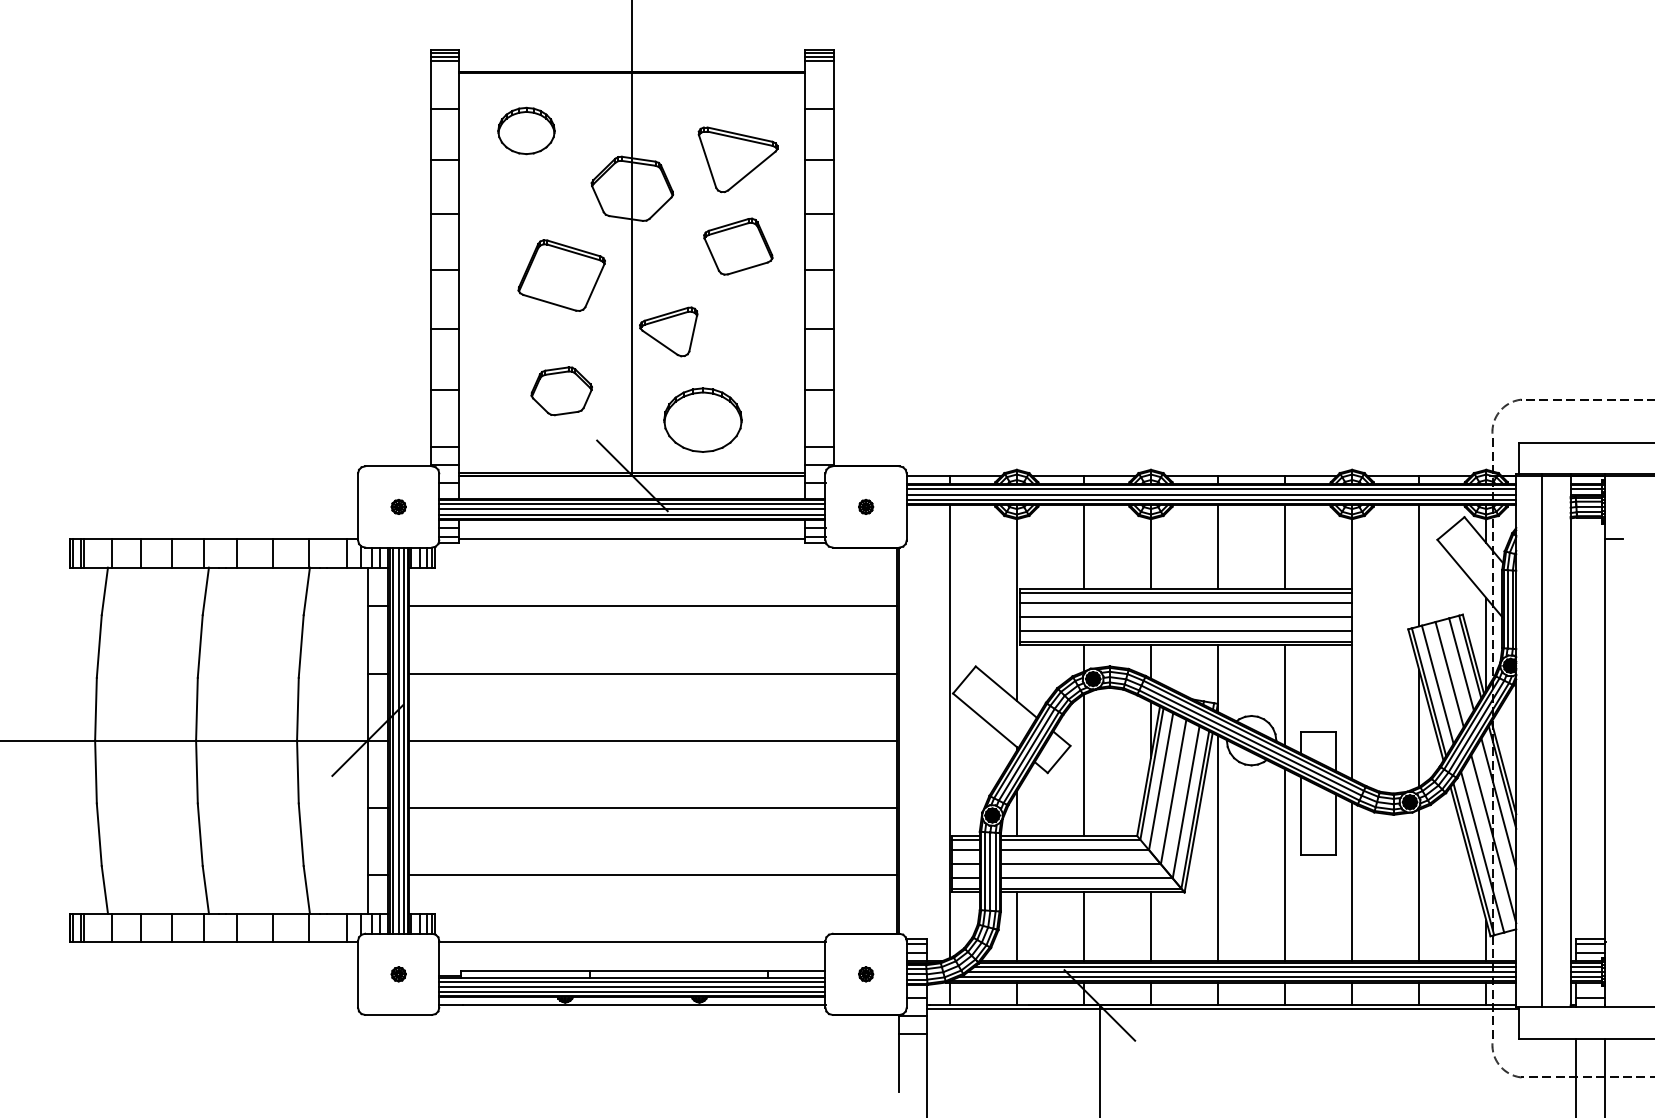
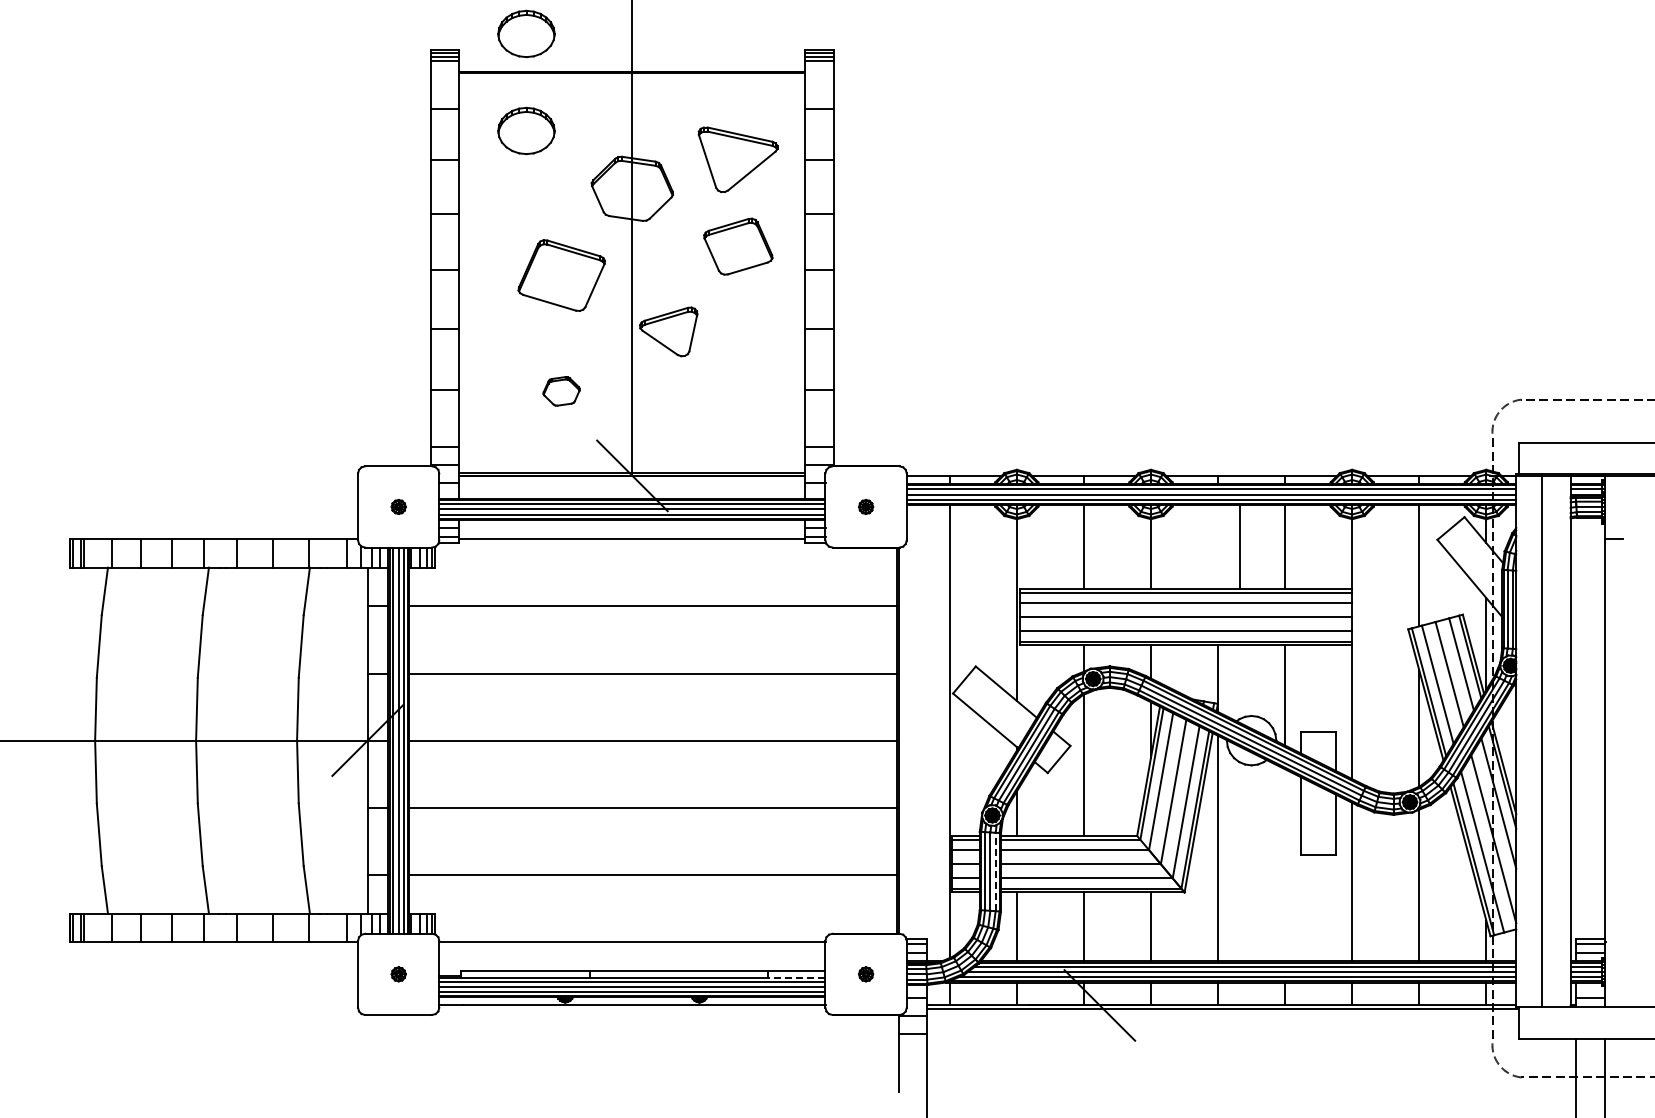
part: none -> present (526, 33)
part size: 63x51 px -> 39x31 px (561, 391)
part: present -> none (702, 419)
line position: (1218, 546) -> (1240, 546) (1240, 546)
line: present -> none (1285, 865)
line: solid -> dashed (995, 871)
line: solid -> dashed (796, 977)
line: present -> none (1099, 1059)
